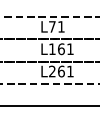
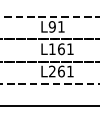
text: L71 -> L91 (51, 26)
